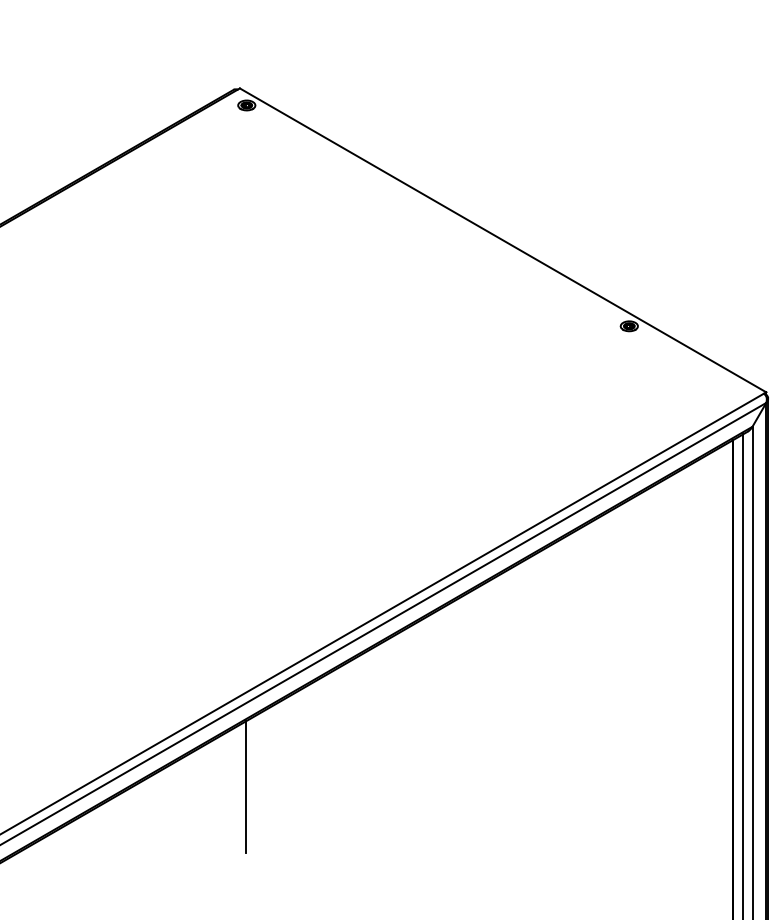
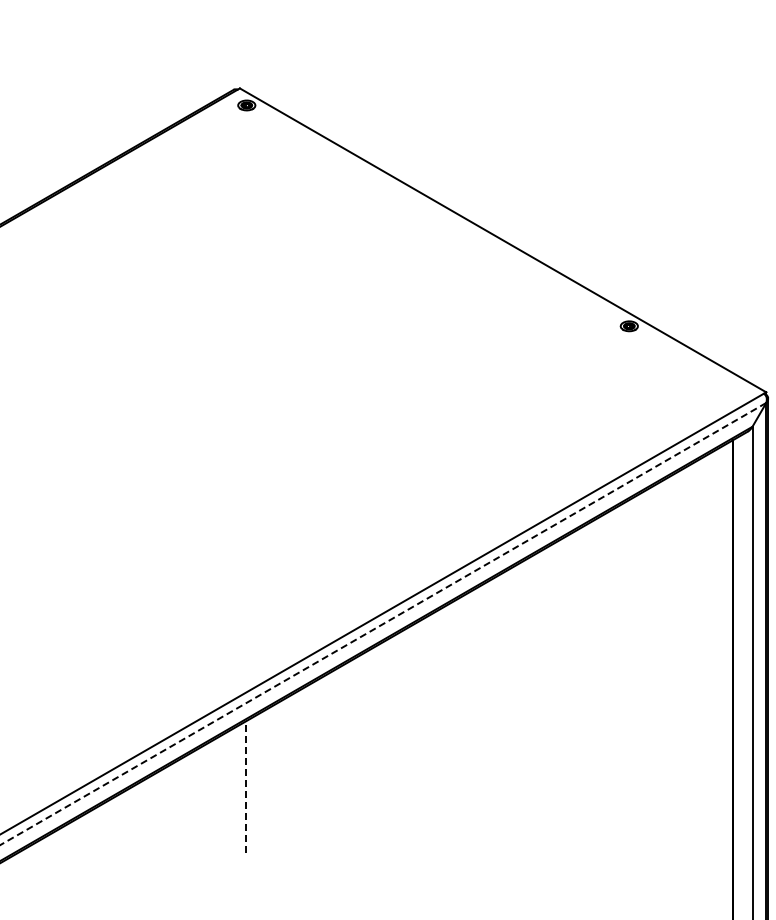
line: solid -> dashed (382, 624)
line: present -> none (743, 675)
line: solid -> dashed (246, 787)
